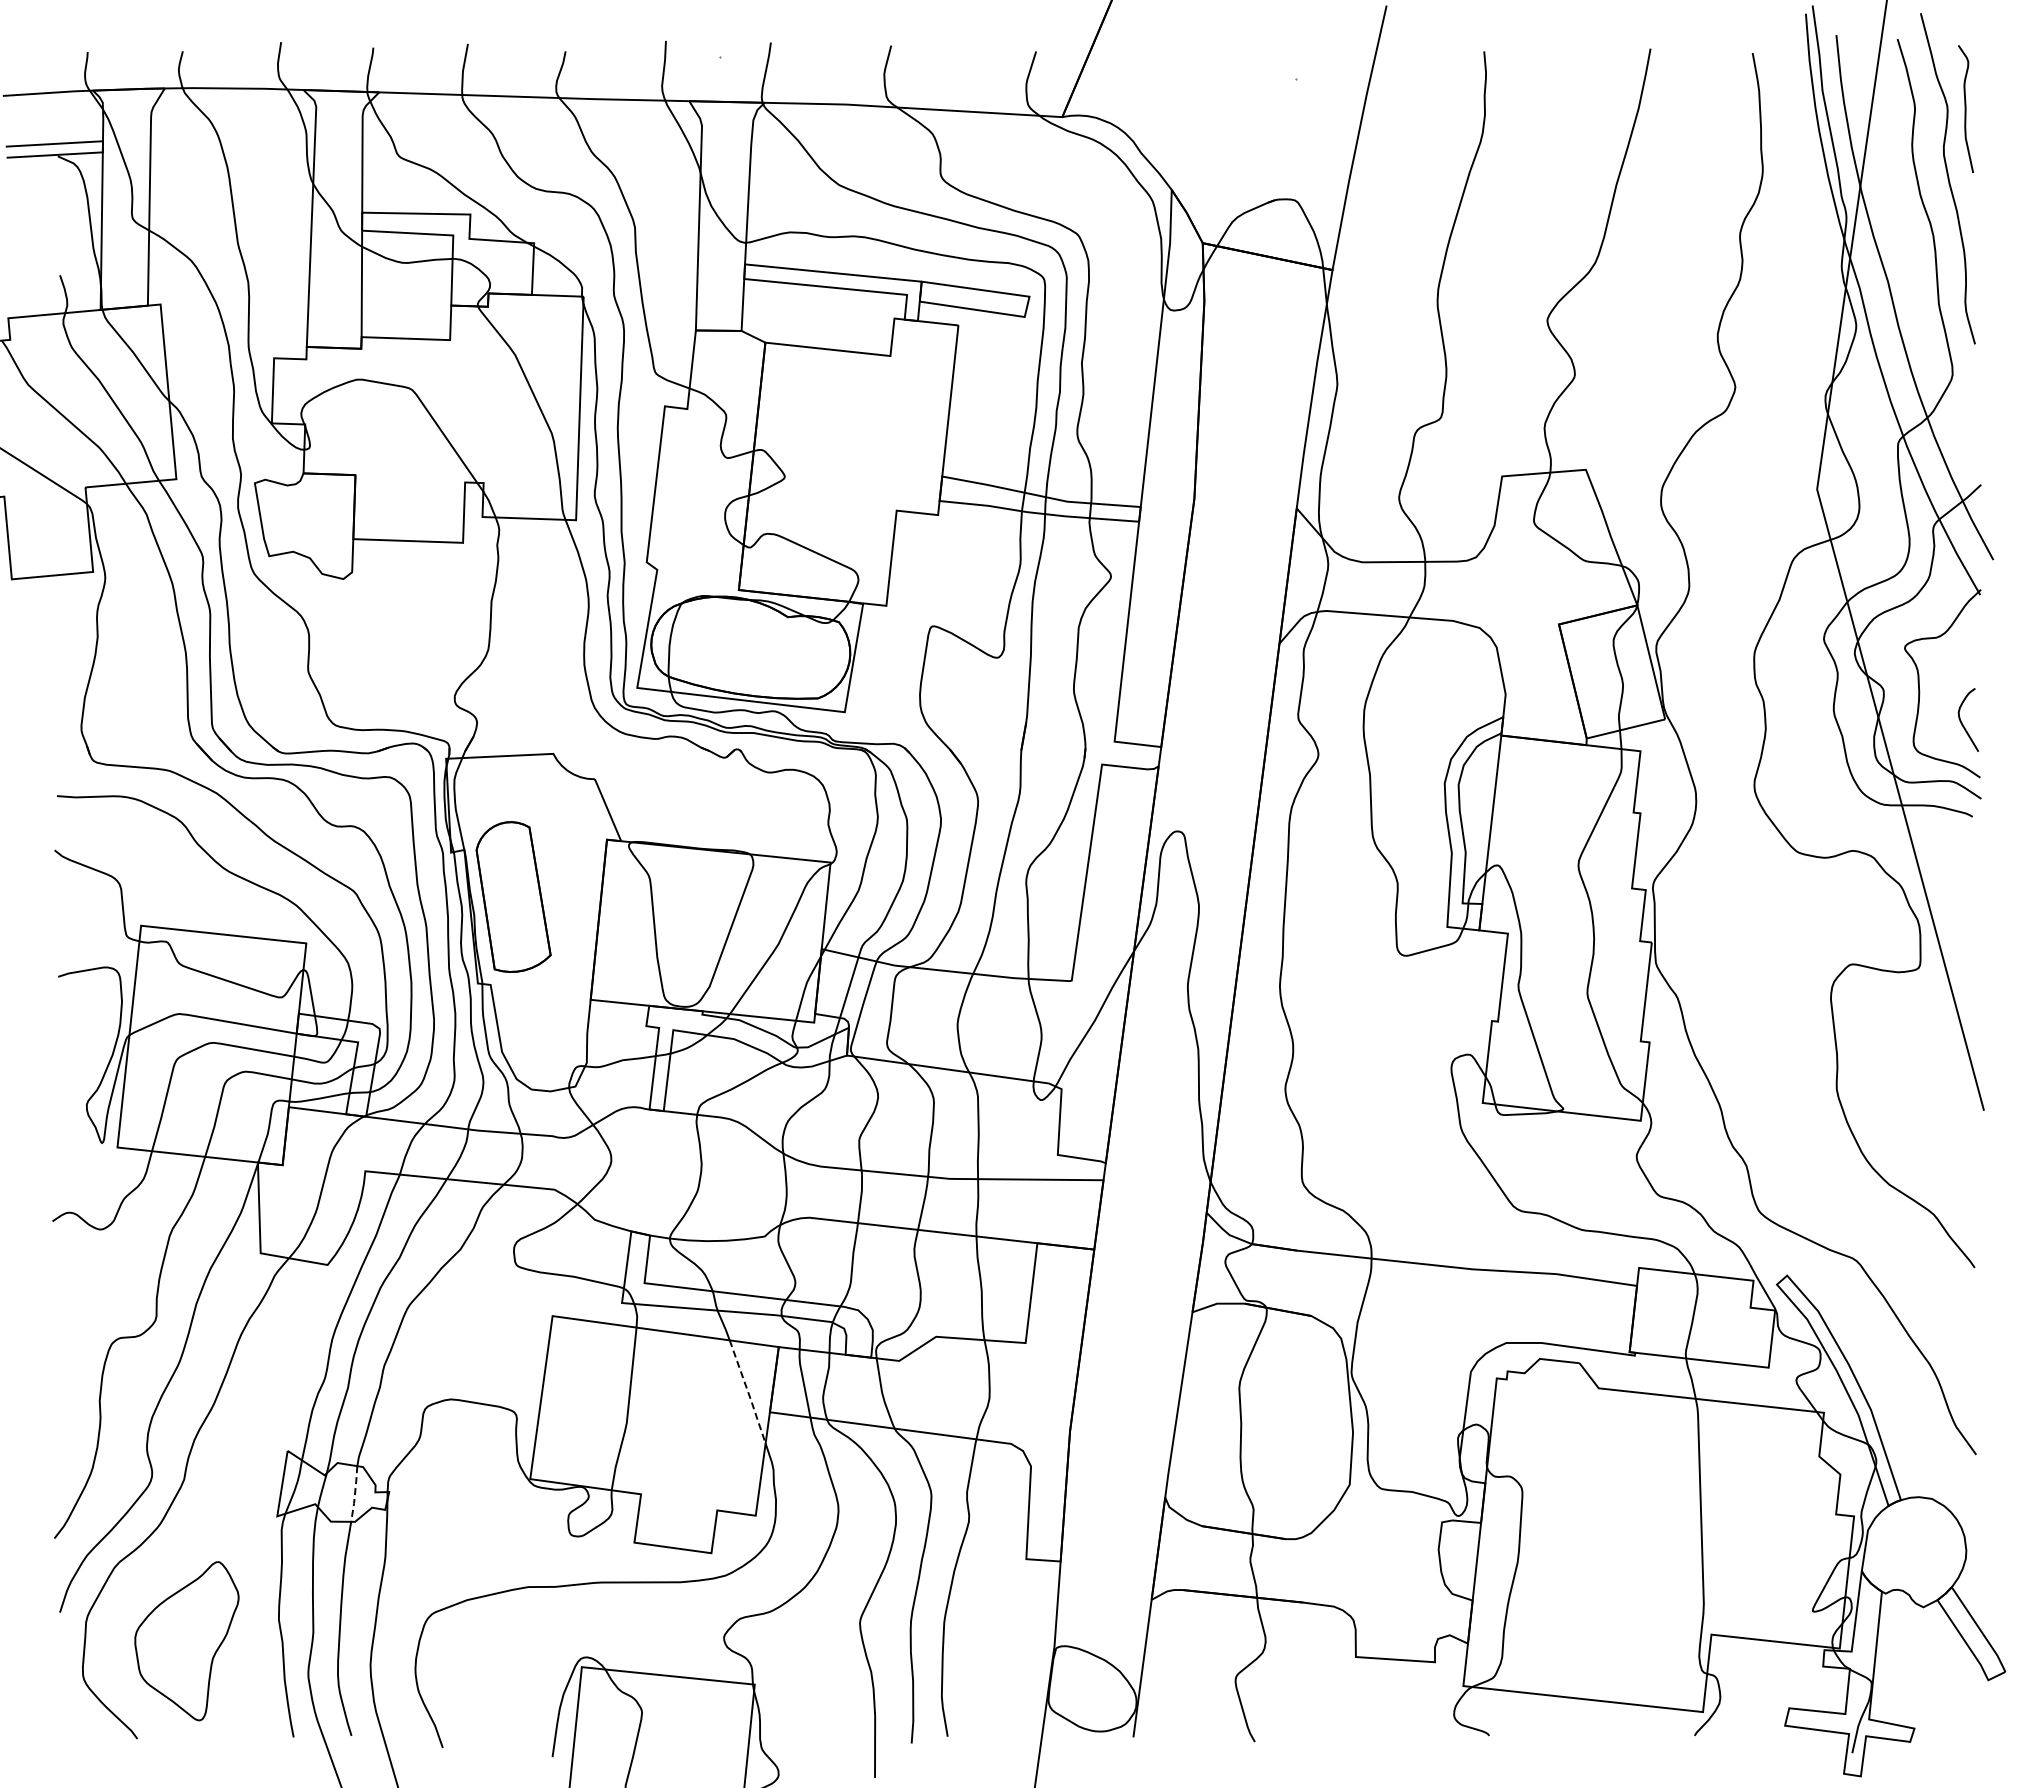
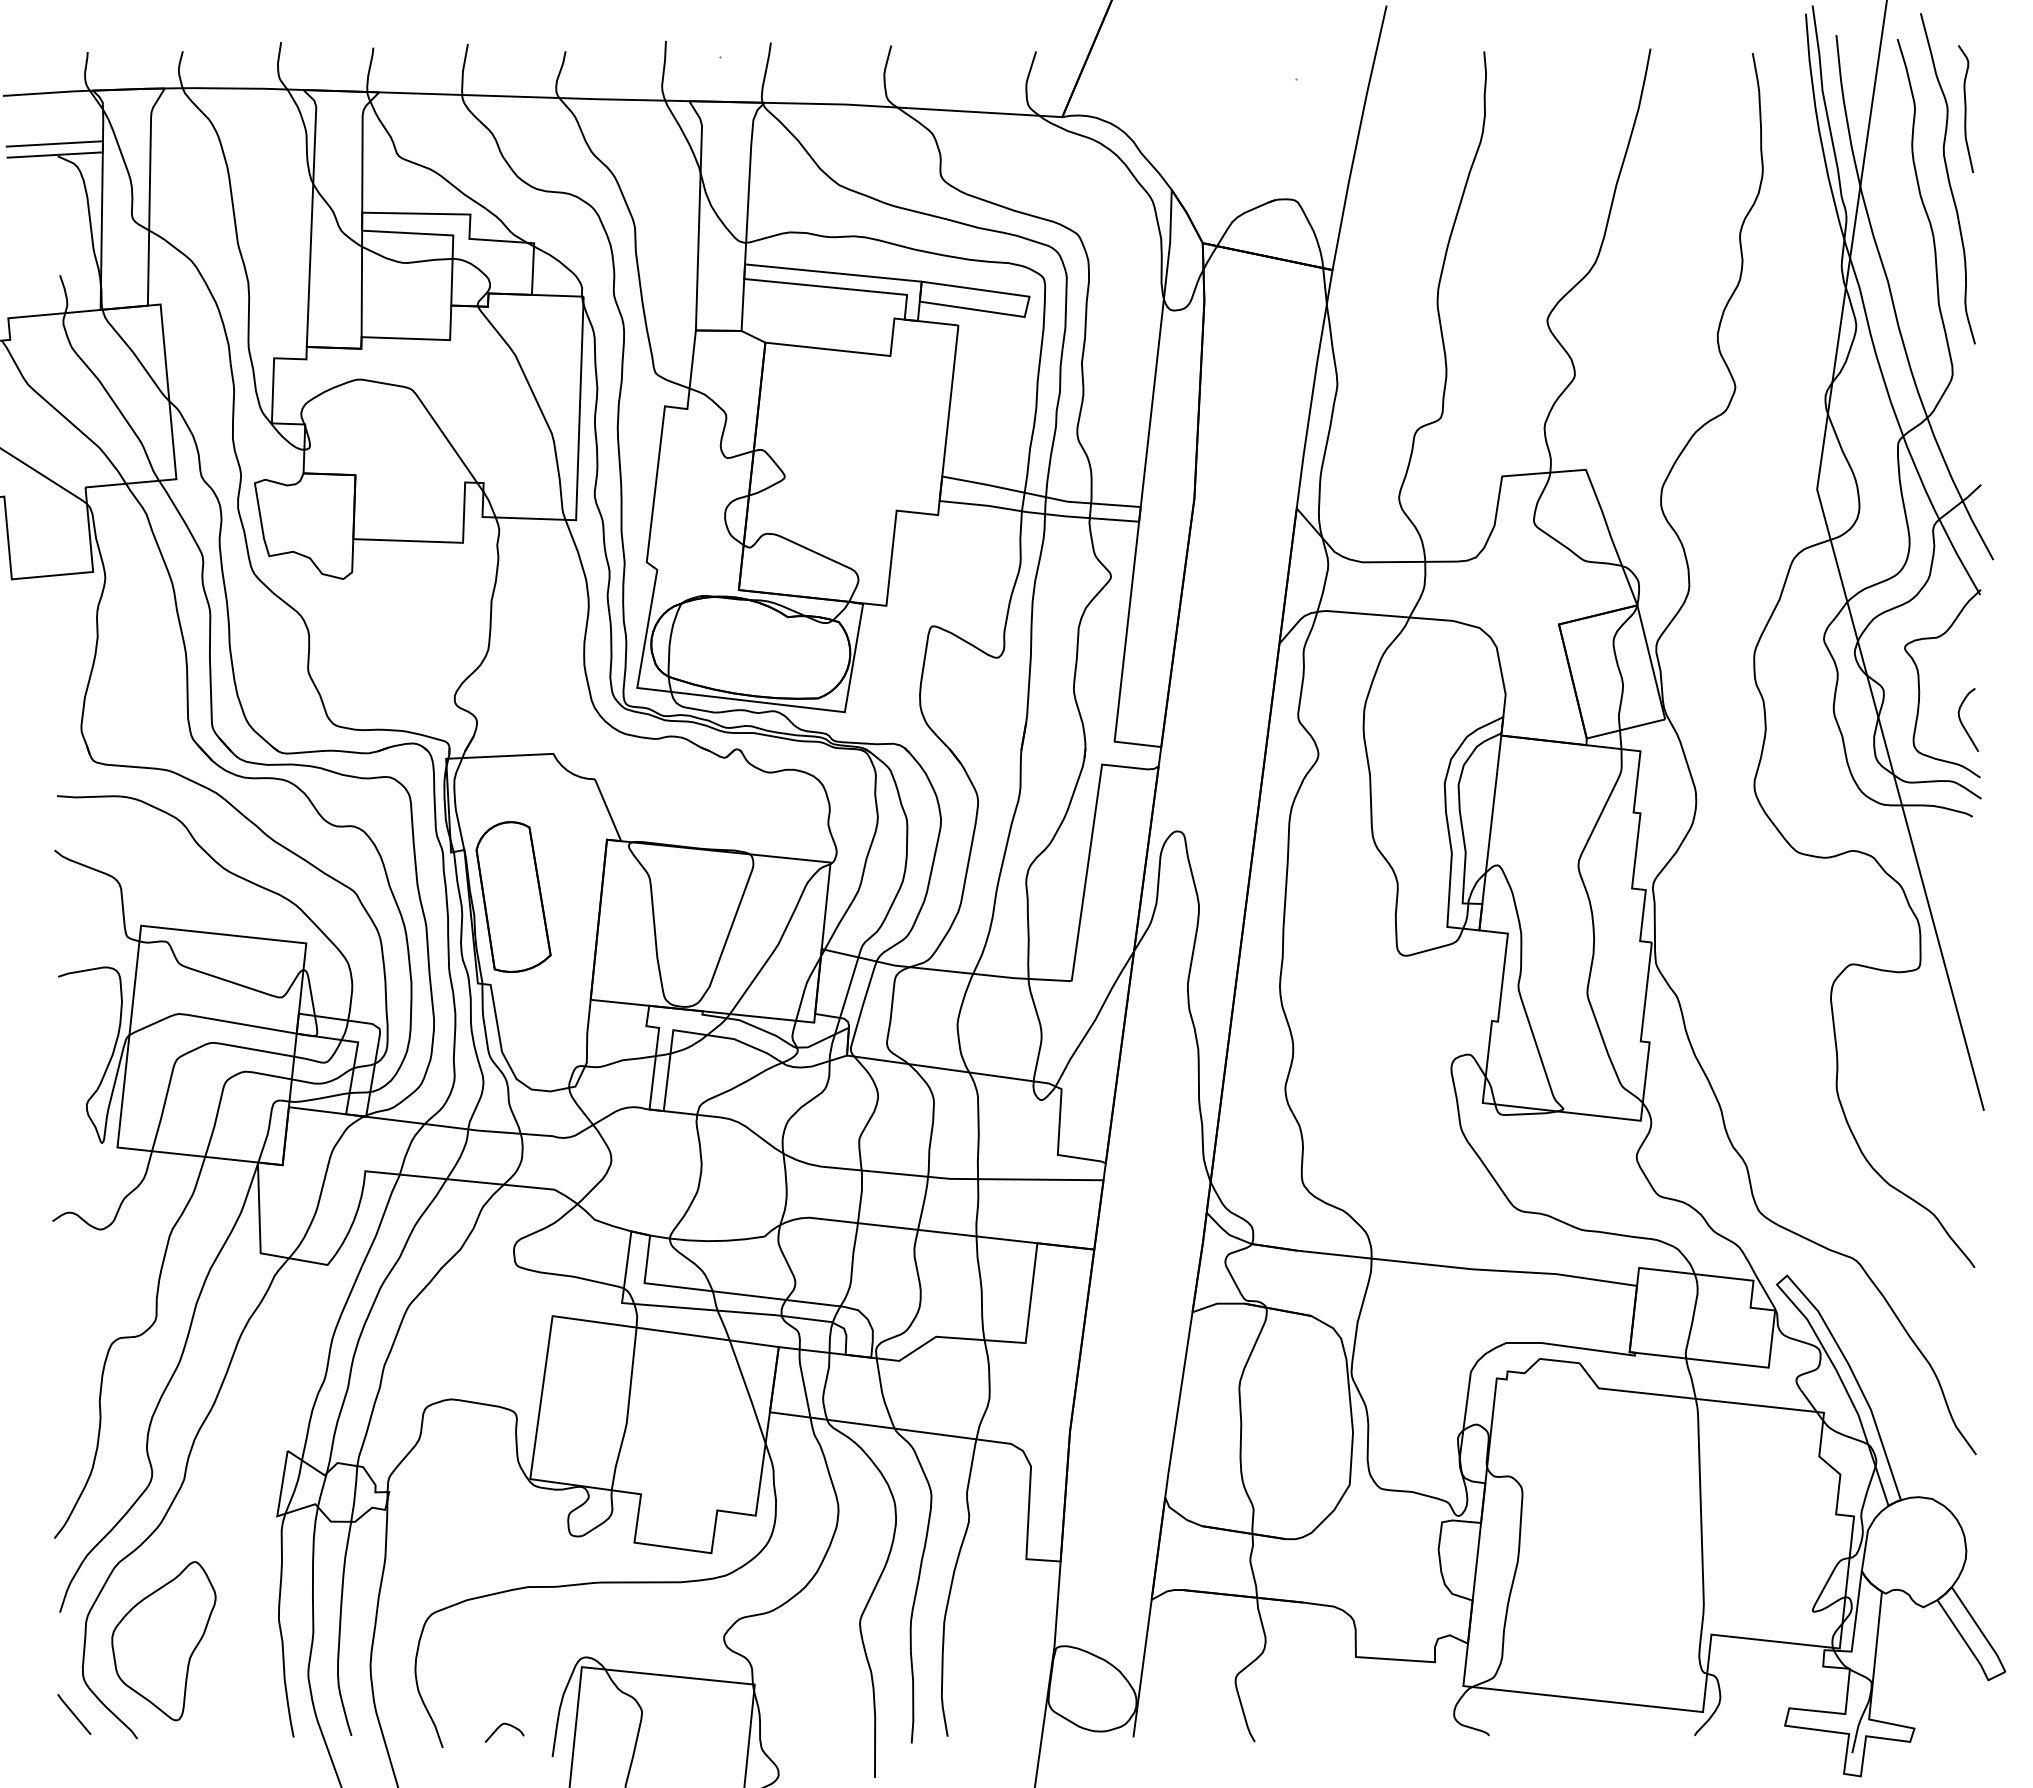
line: dashed -> solid (748, 1393)
line: dashed -> solid (355, 1493)
part position: (186, 1641) -> (163, 1641) (163, 1641)
line: none -> present (74, 1714)
curve: none -> present (500, 1727)
